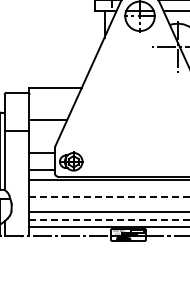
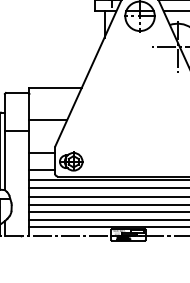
line: none -> present (107, 188)
line: dashed -> solid (110, 196)
line: none -> present (107, 204)
line: dashed -> solid (110, 220)
